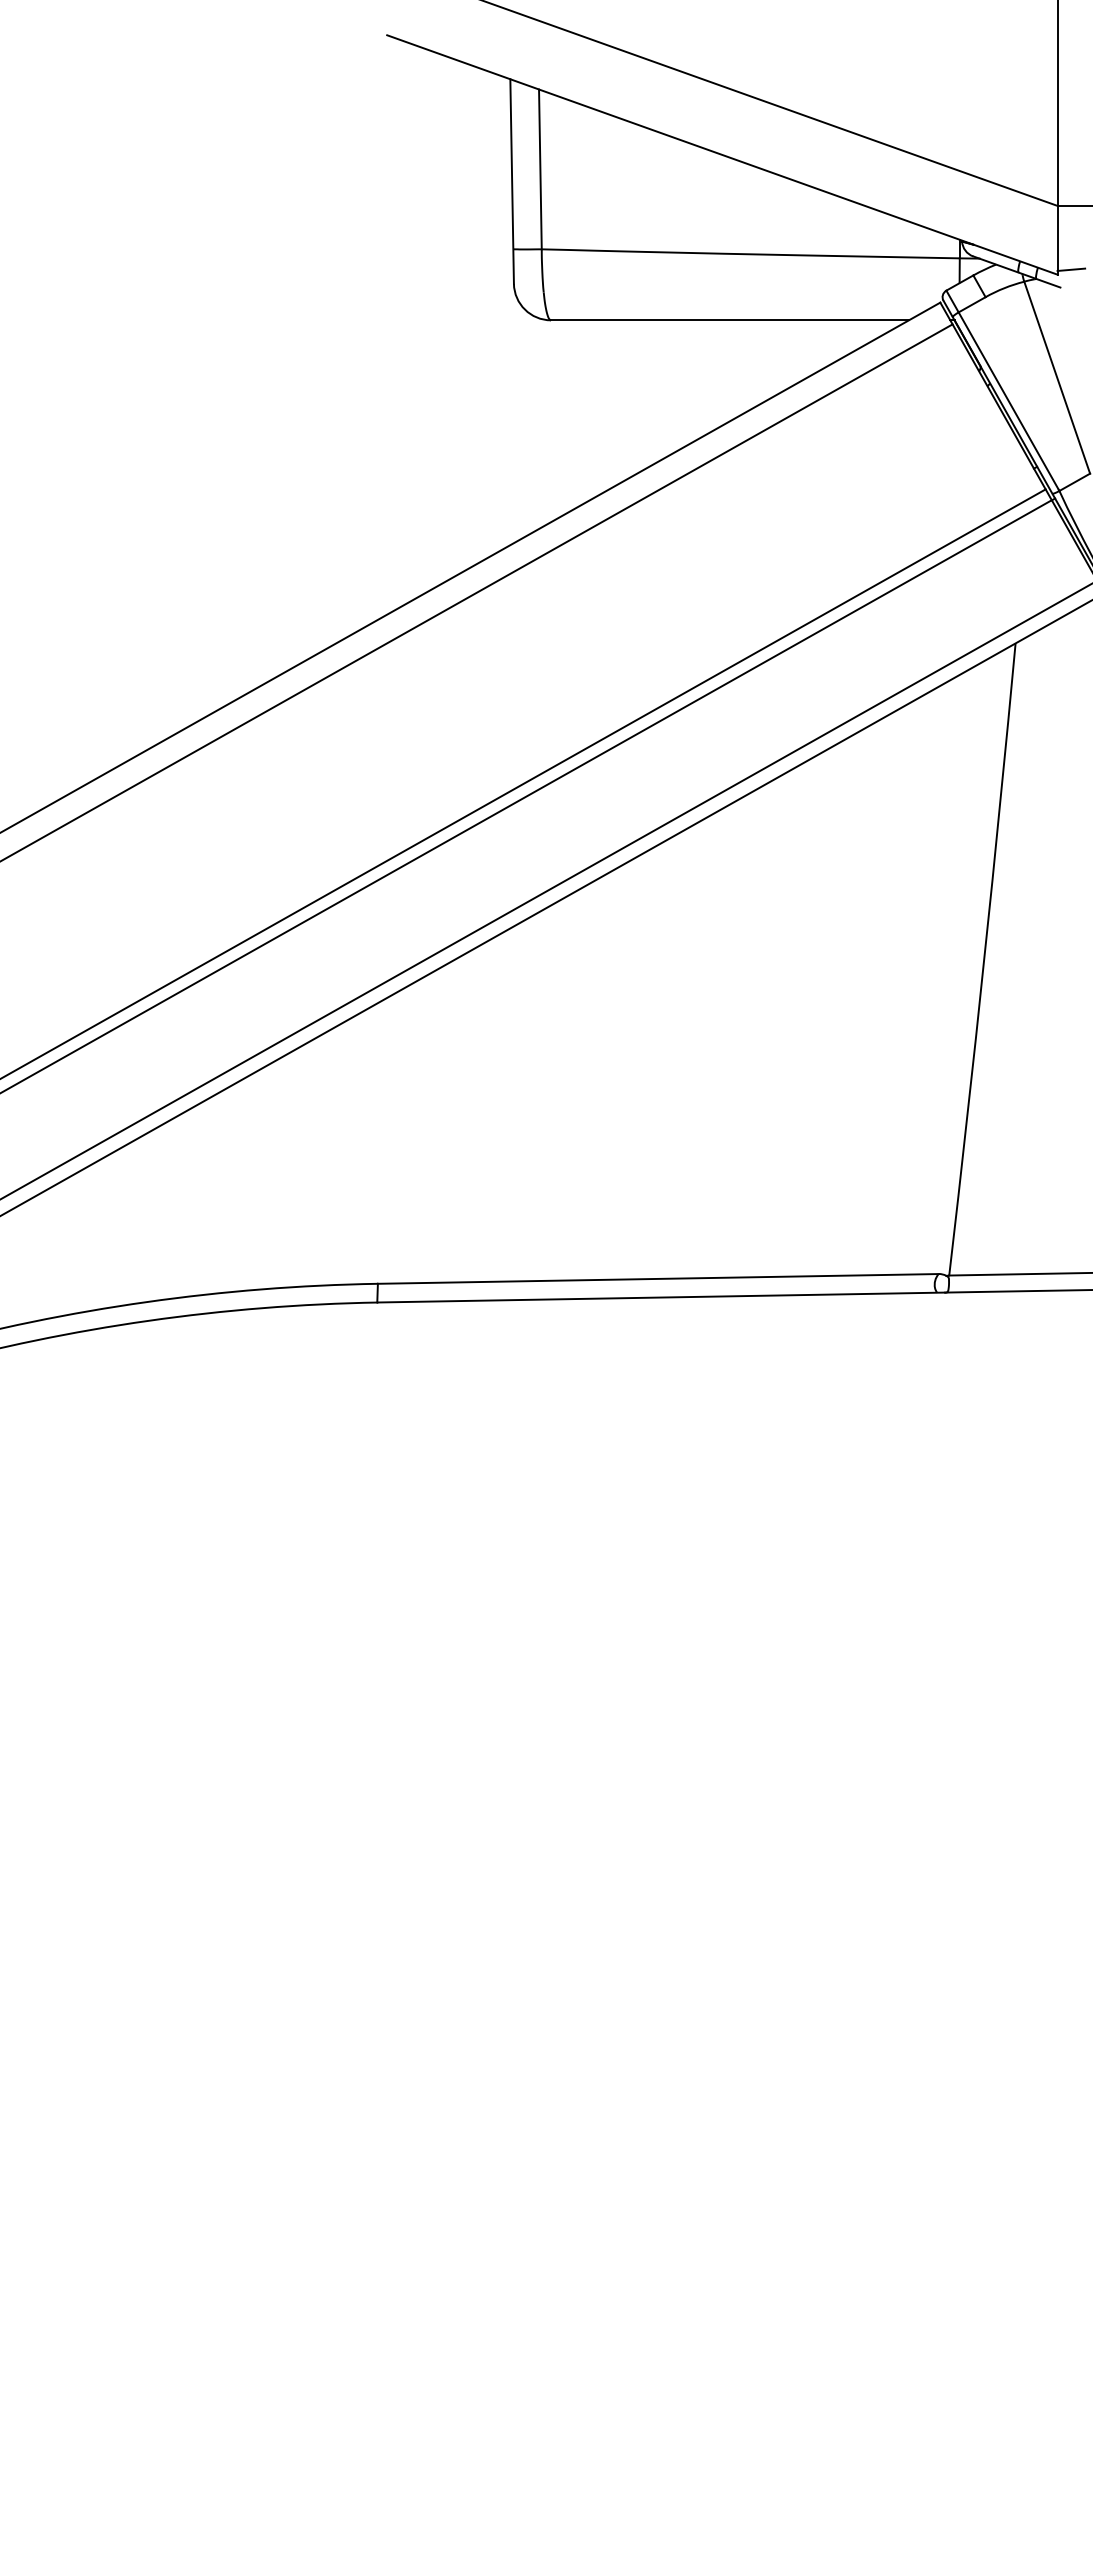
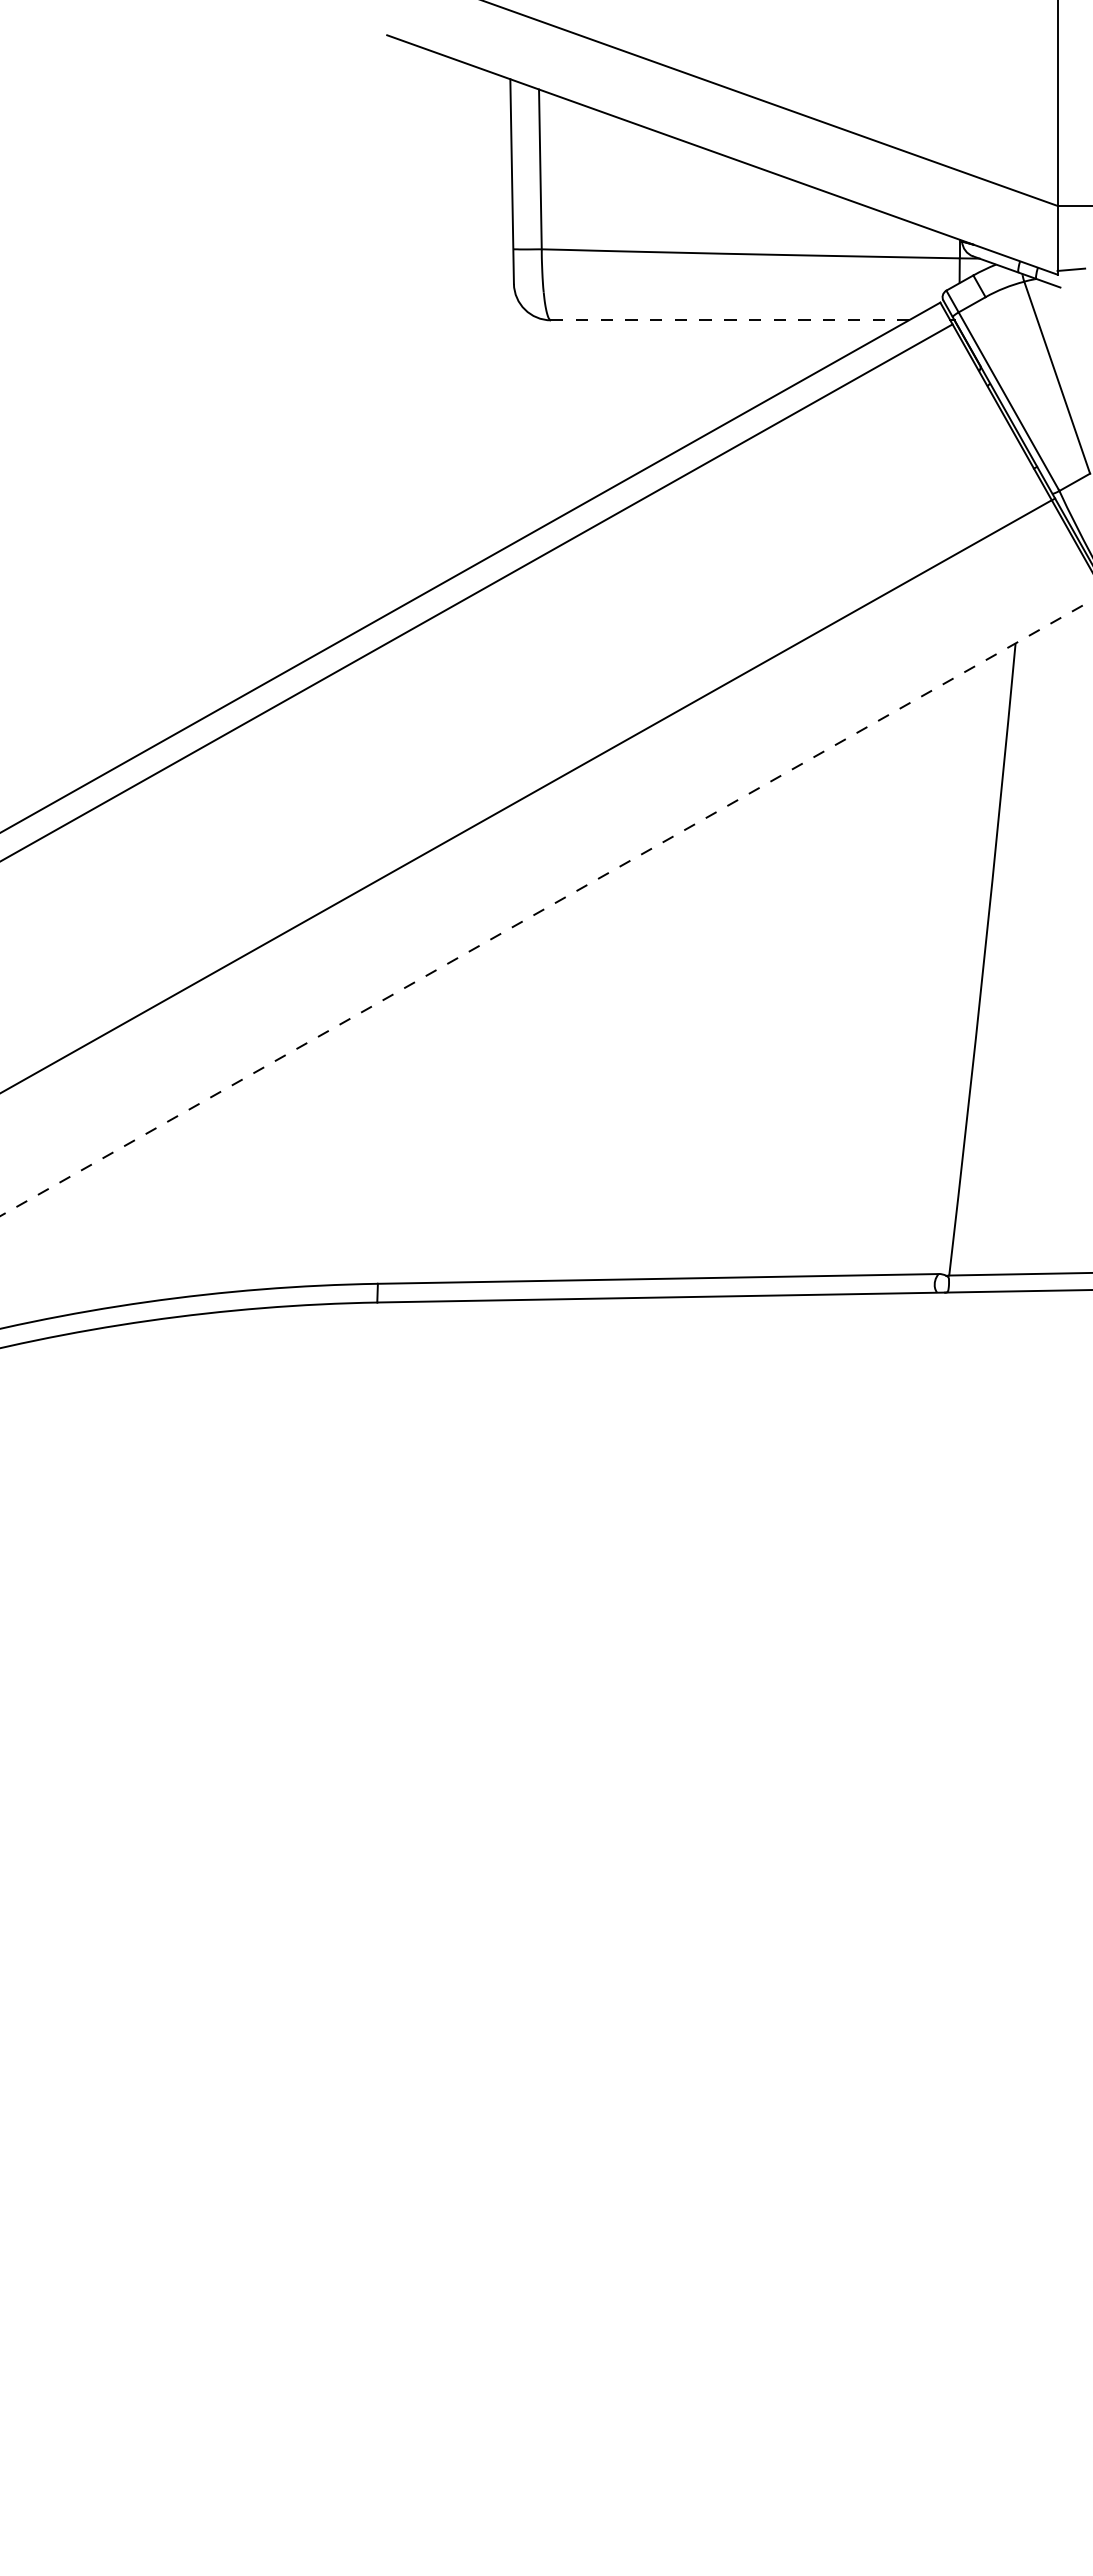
line: solid -> dashed (729, 320)
line: present -> none (523, 783)
line: present -> none (545, 891)
line: solid -> dashed (546, 908)
